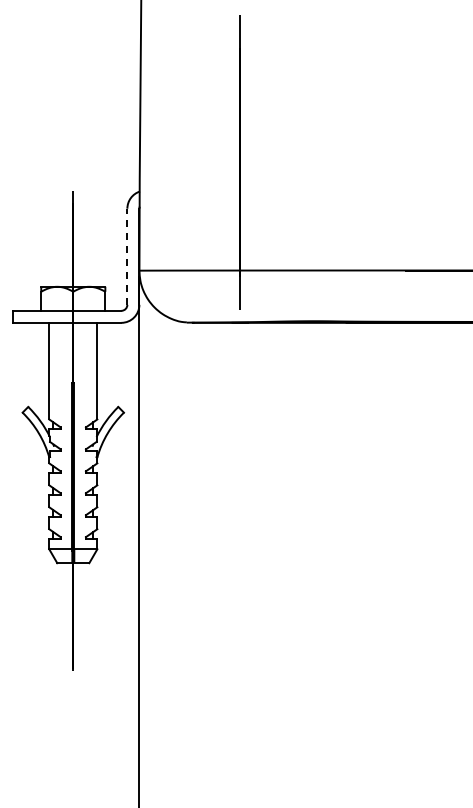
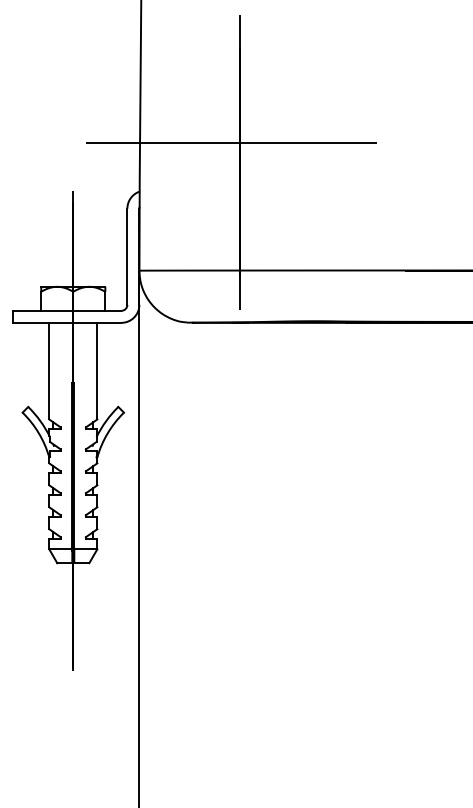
line: none -> present (230, 142)
line: dashed -> solid (127, 256)
